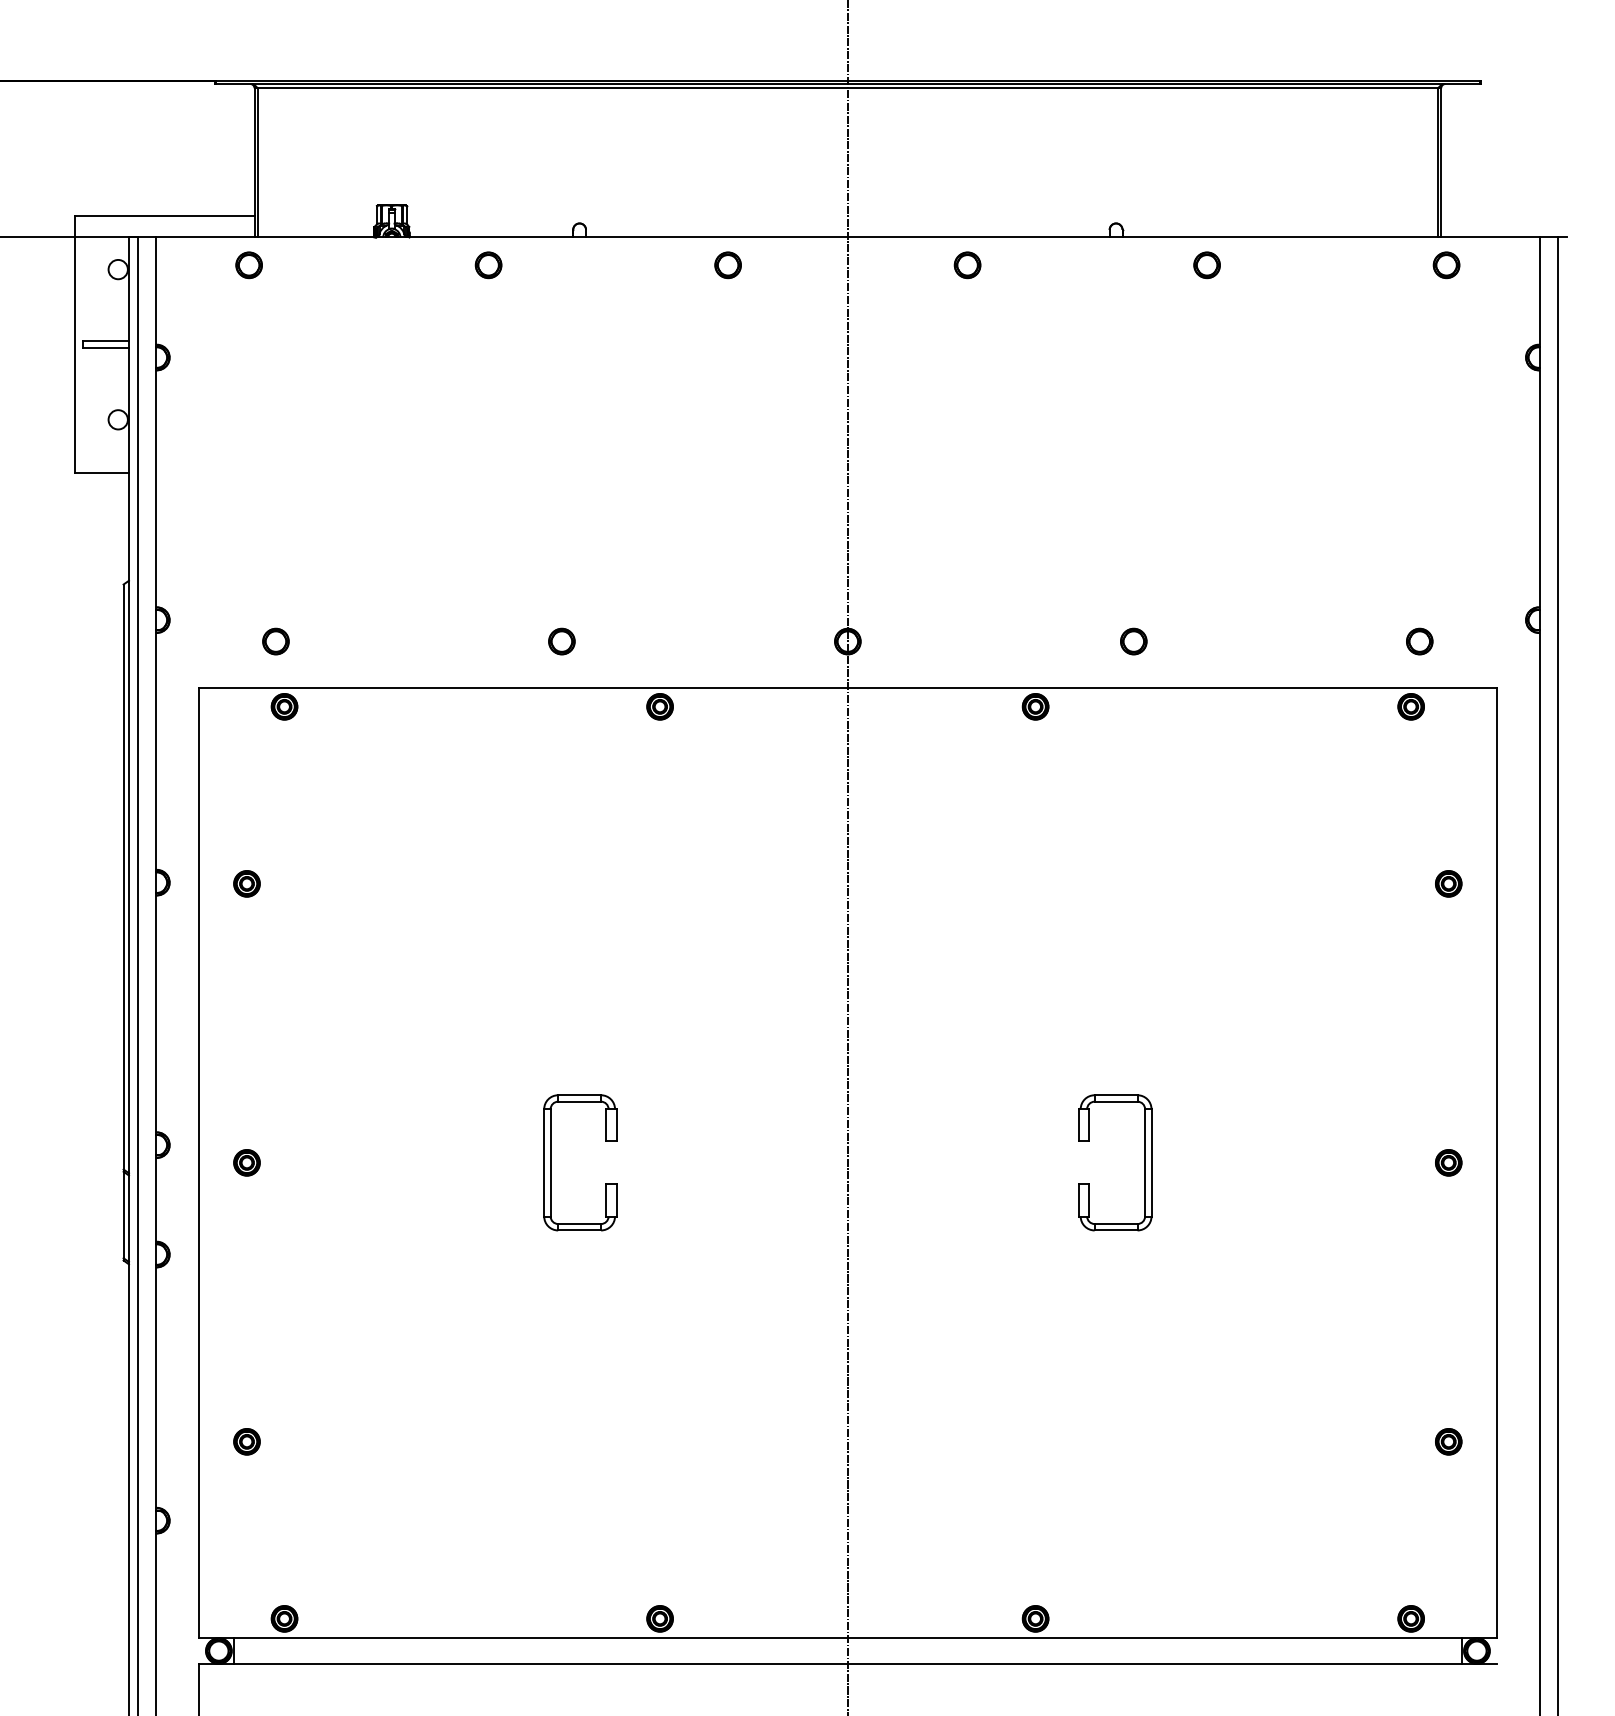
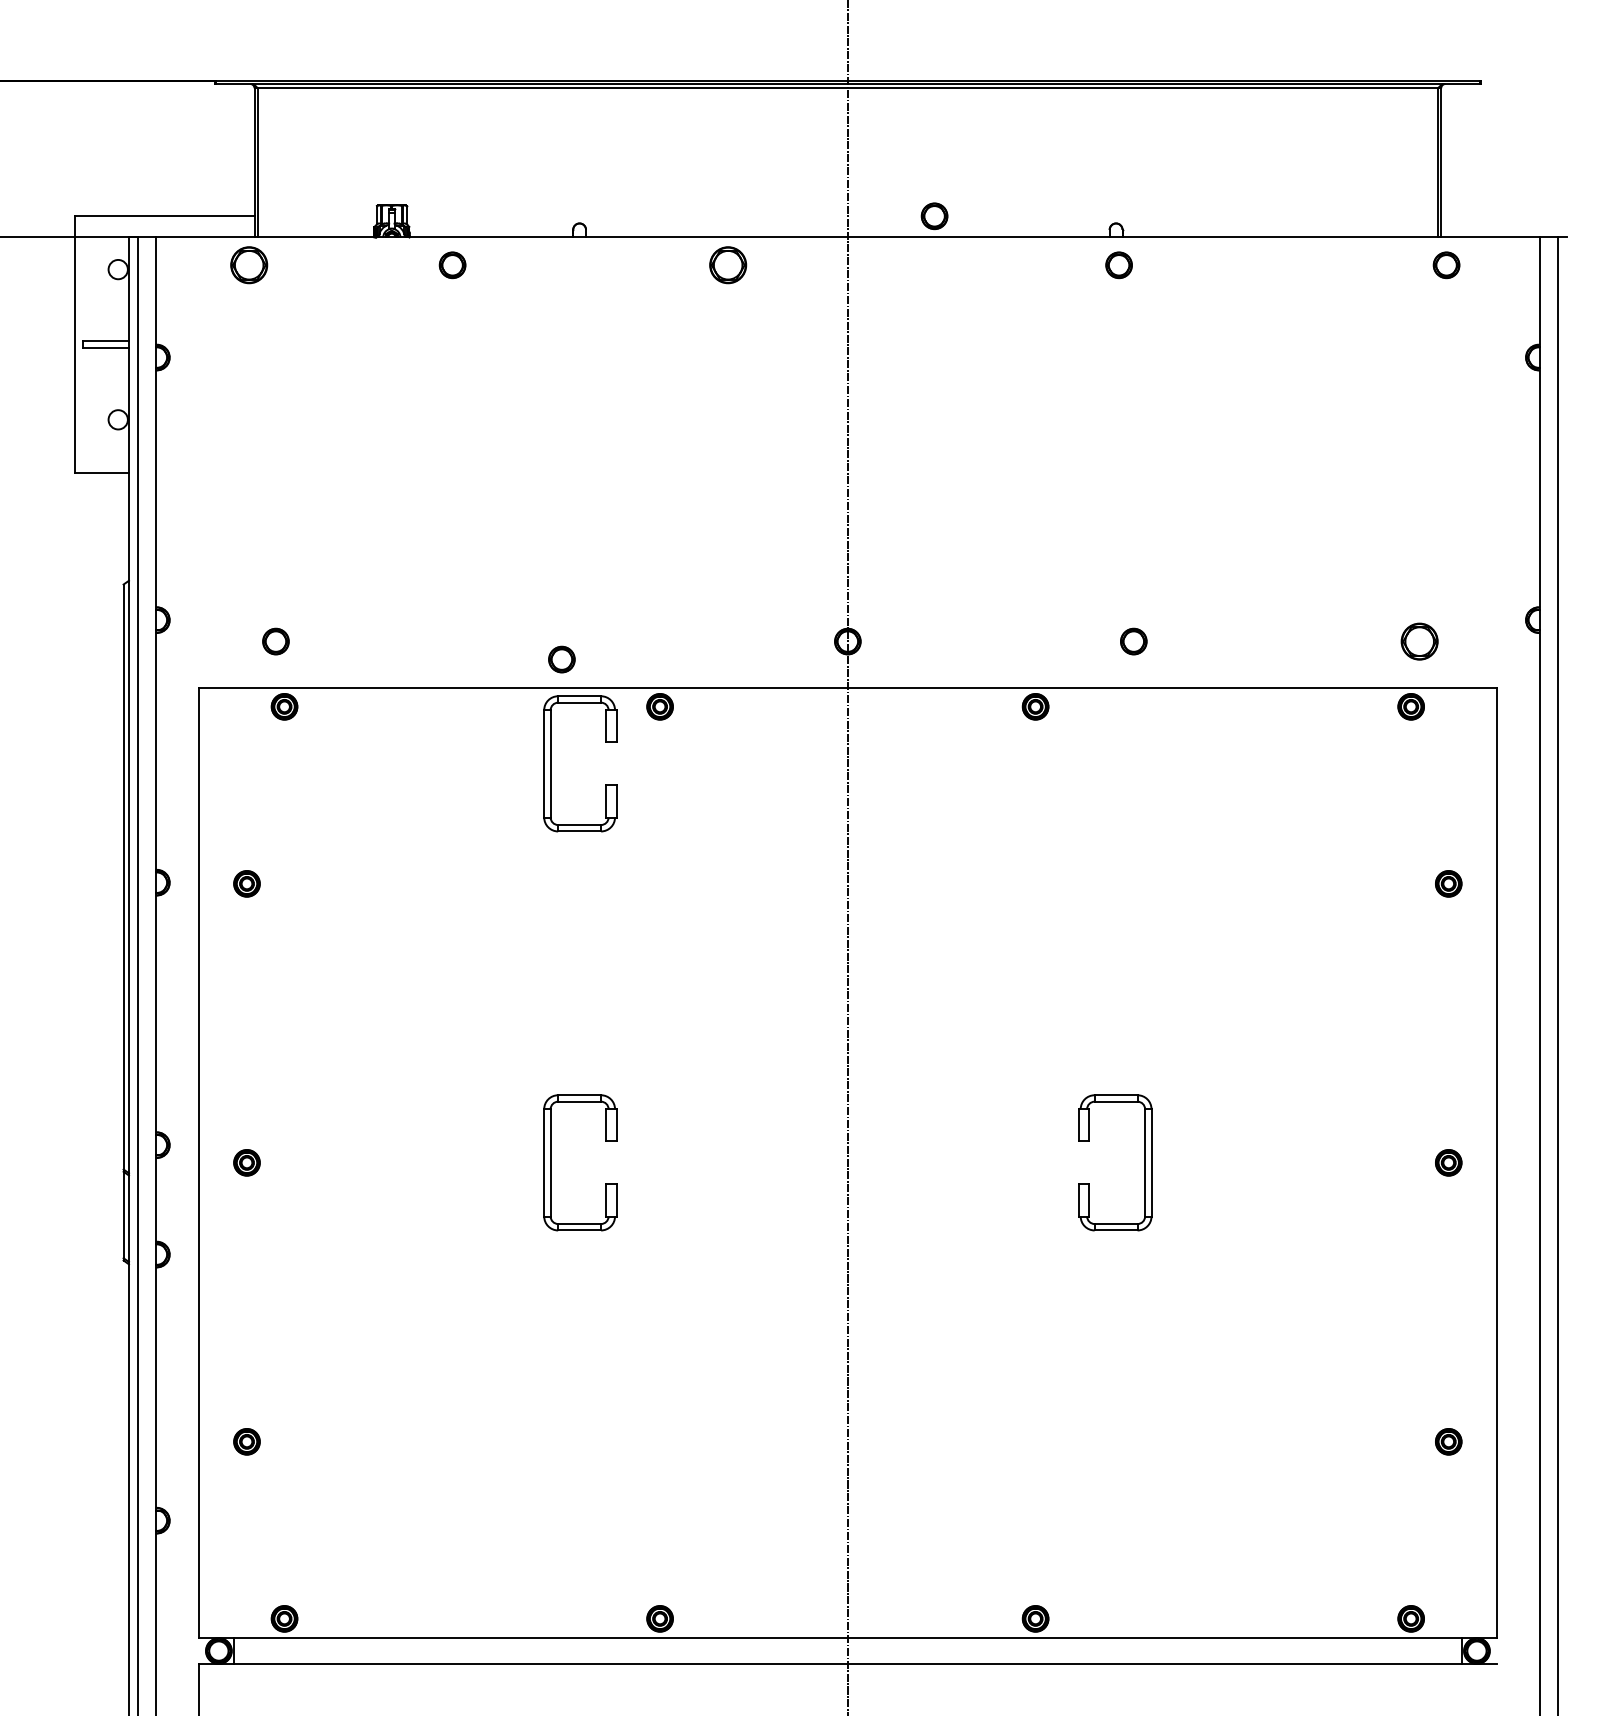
part size: 28x29 px -> 39x39 px (249, 265)
part position: (488, 265) -> (452, 265) (452, 265)
part size: 28x29 px -> 39x39 px (728, 265)
part position: (967, 265) -> (934, 216) (934, 216)
part position: (1206, 265) -> (1118, 265) (1118, 265)
part position: (561, 641) -> (561, 659) (561, 659)
part size: 28x29 px -> 39x39 px (1419, 641)
part: none -> present (551, 763)
